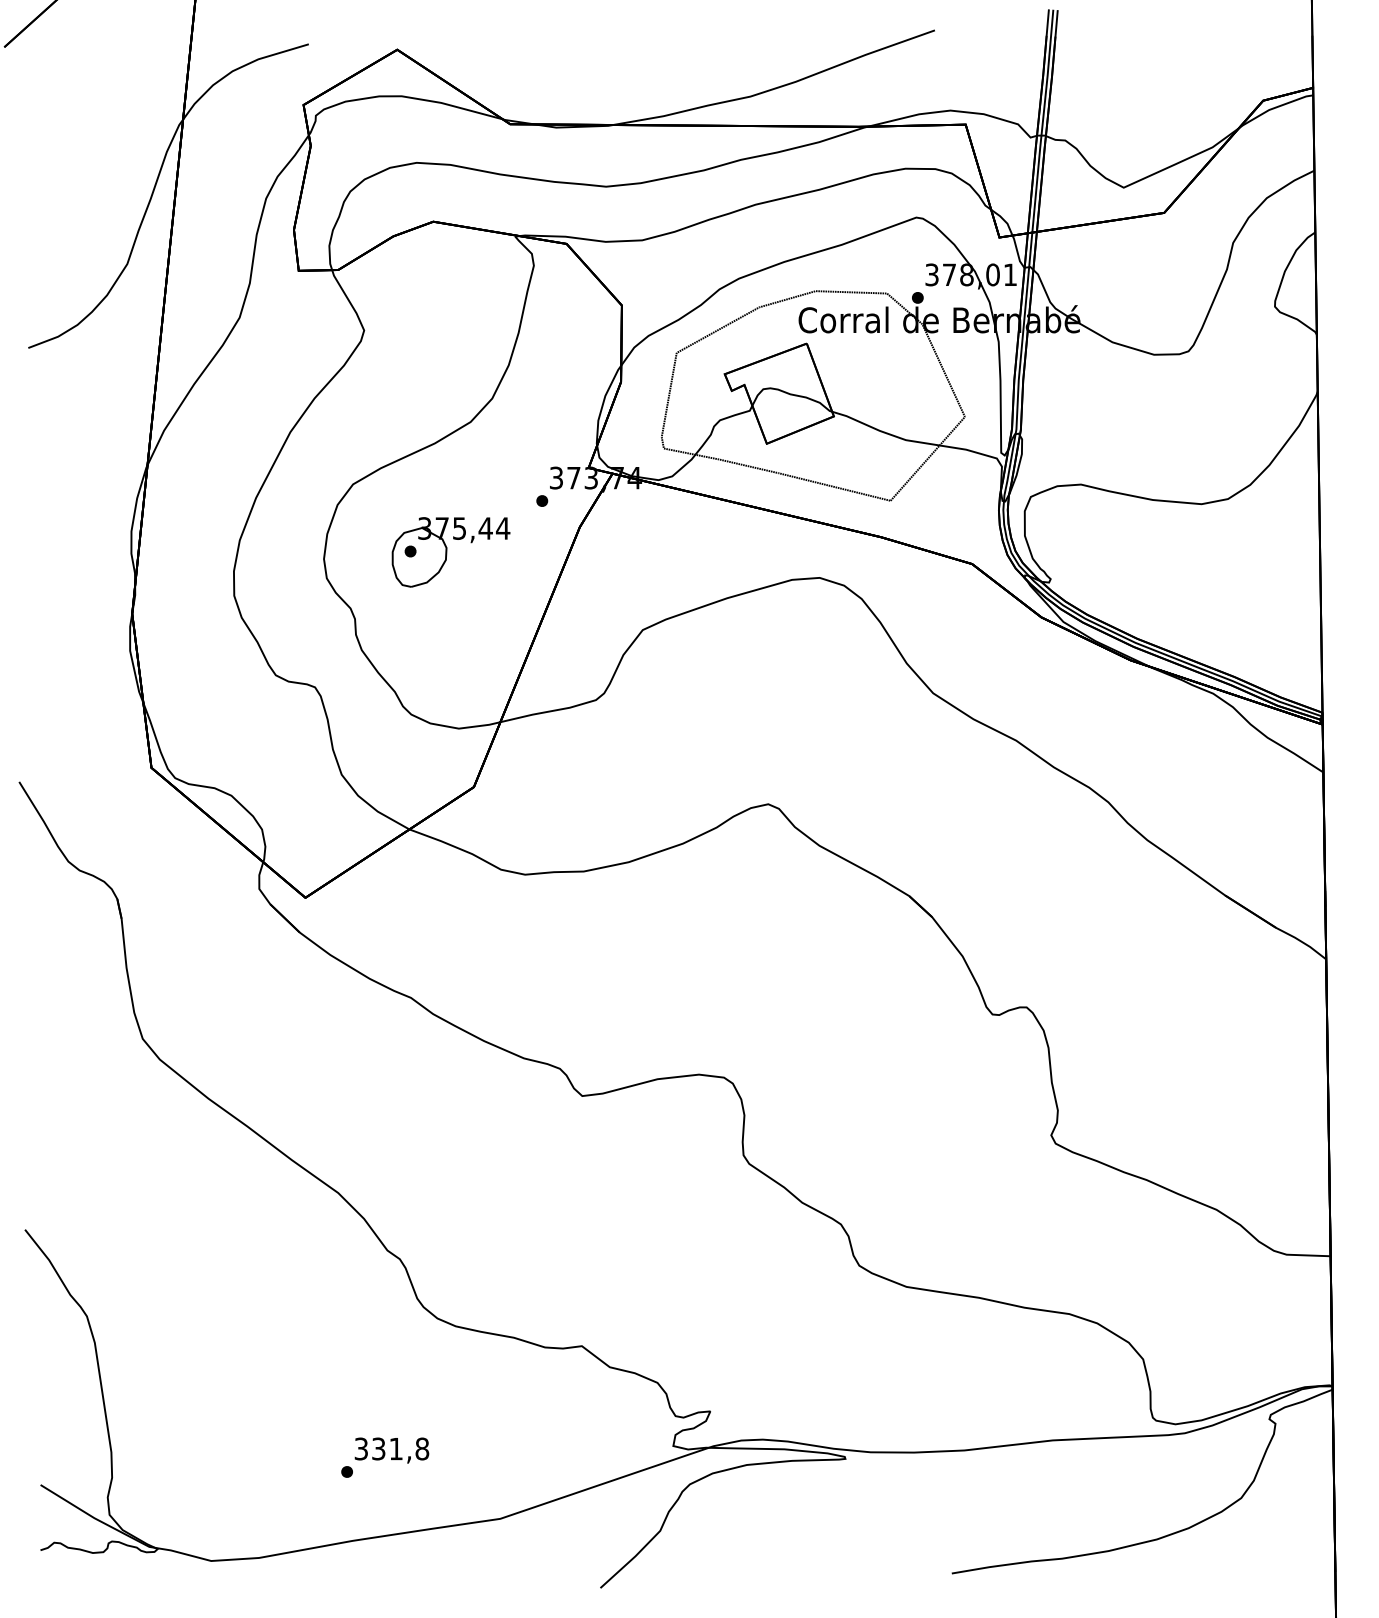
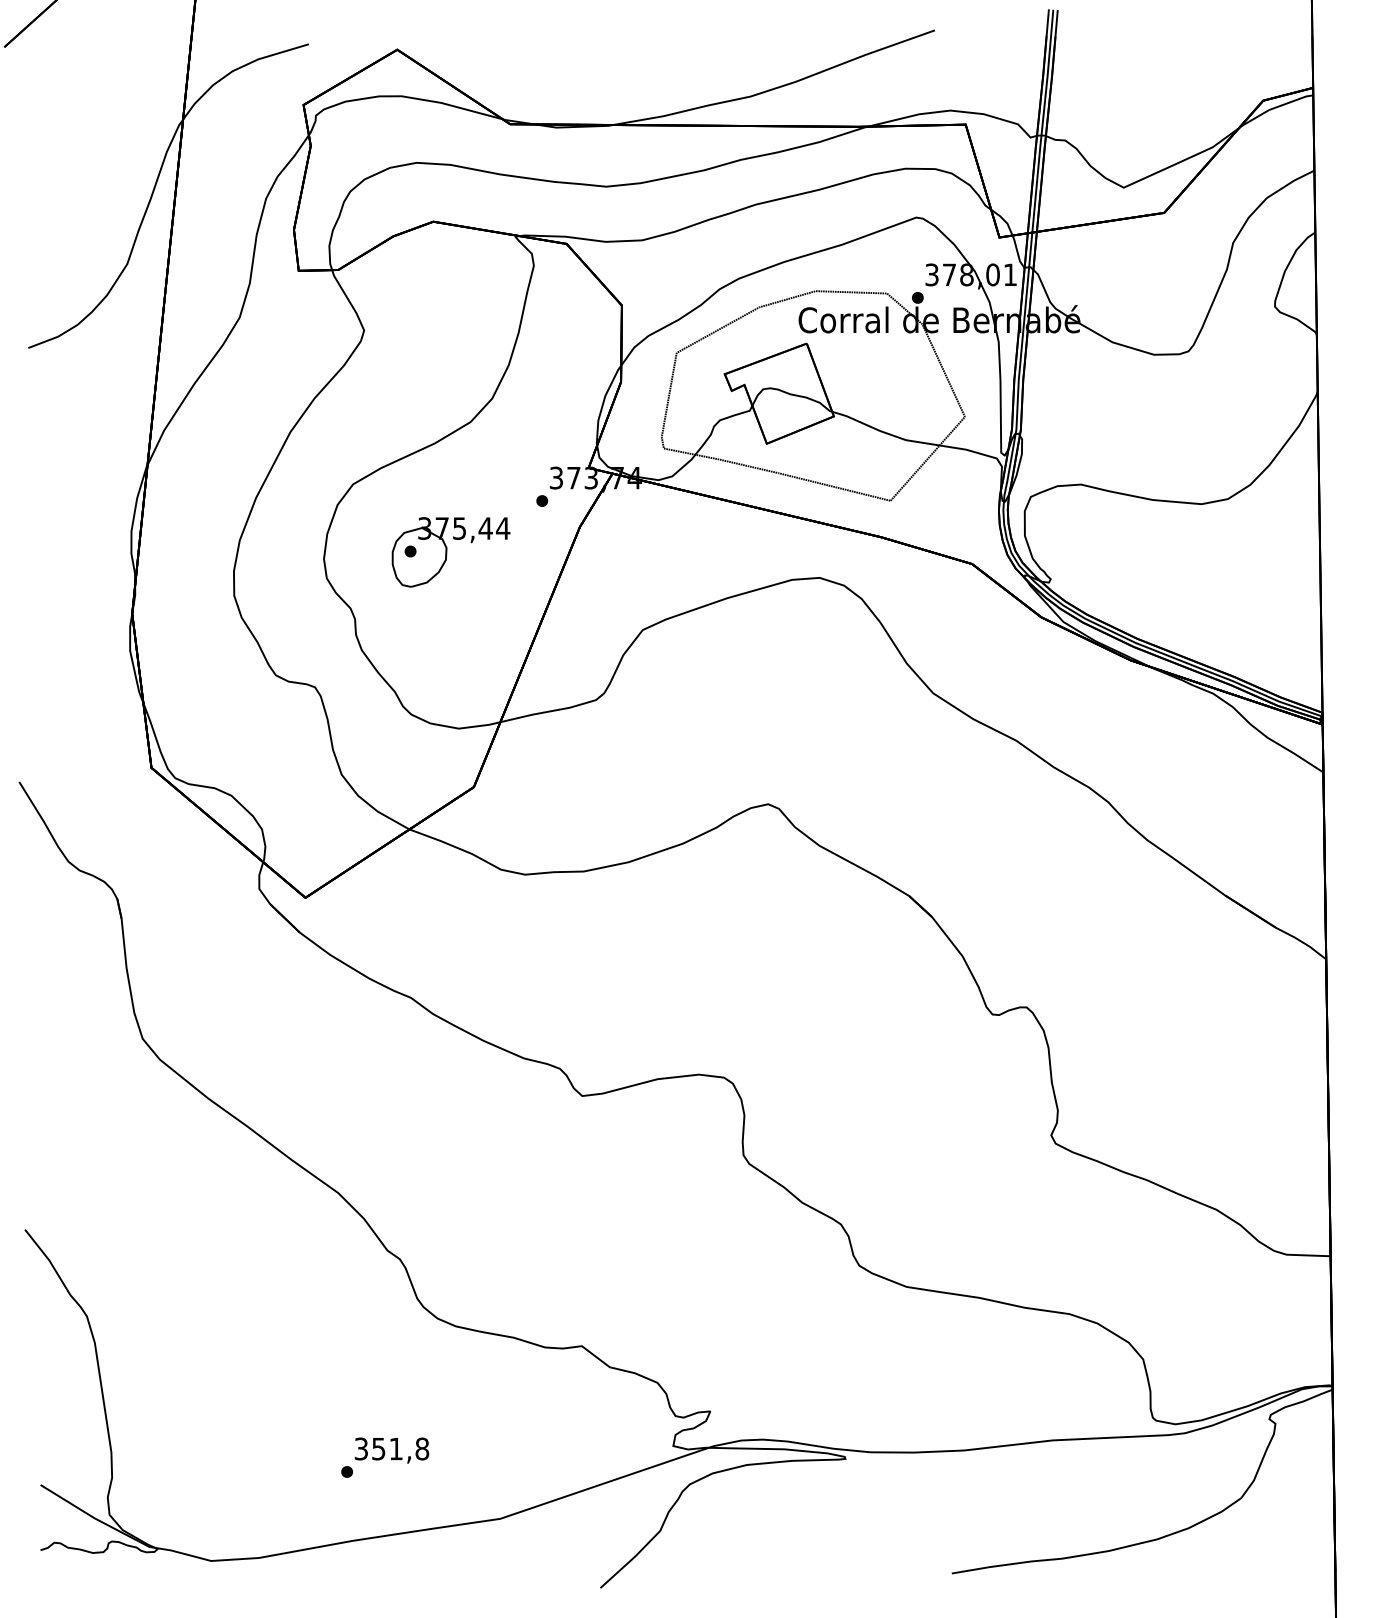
text: 331,8 -> 351,8 (378, 1448)
